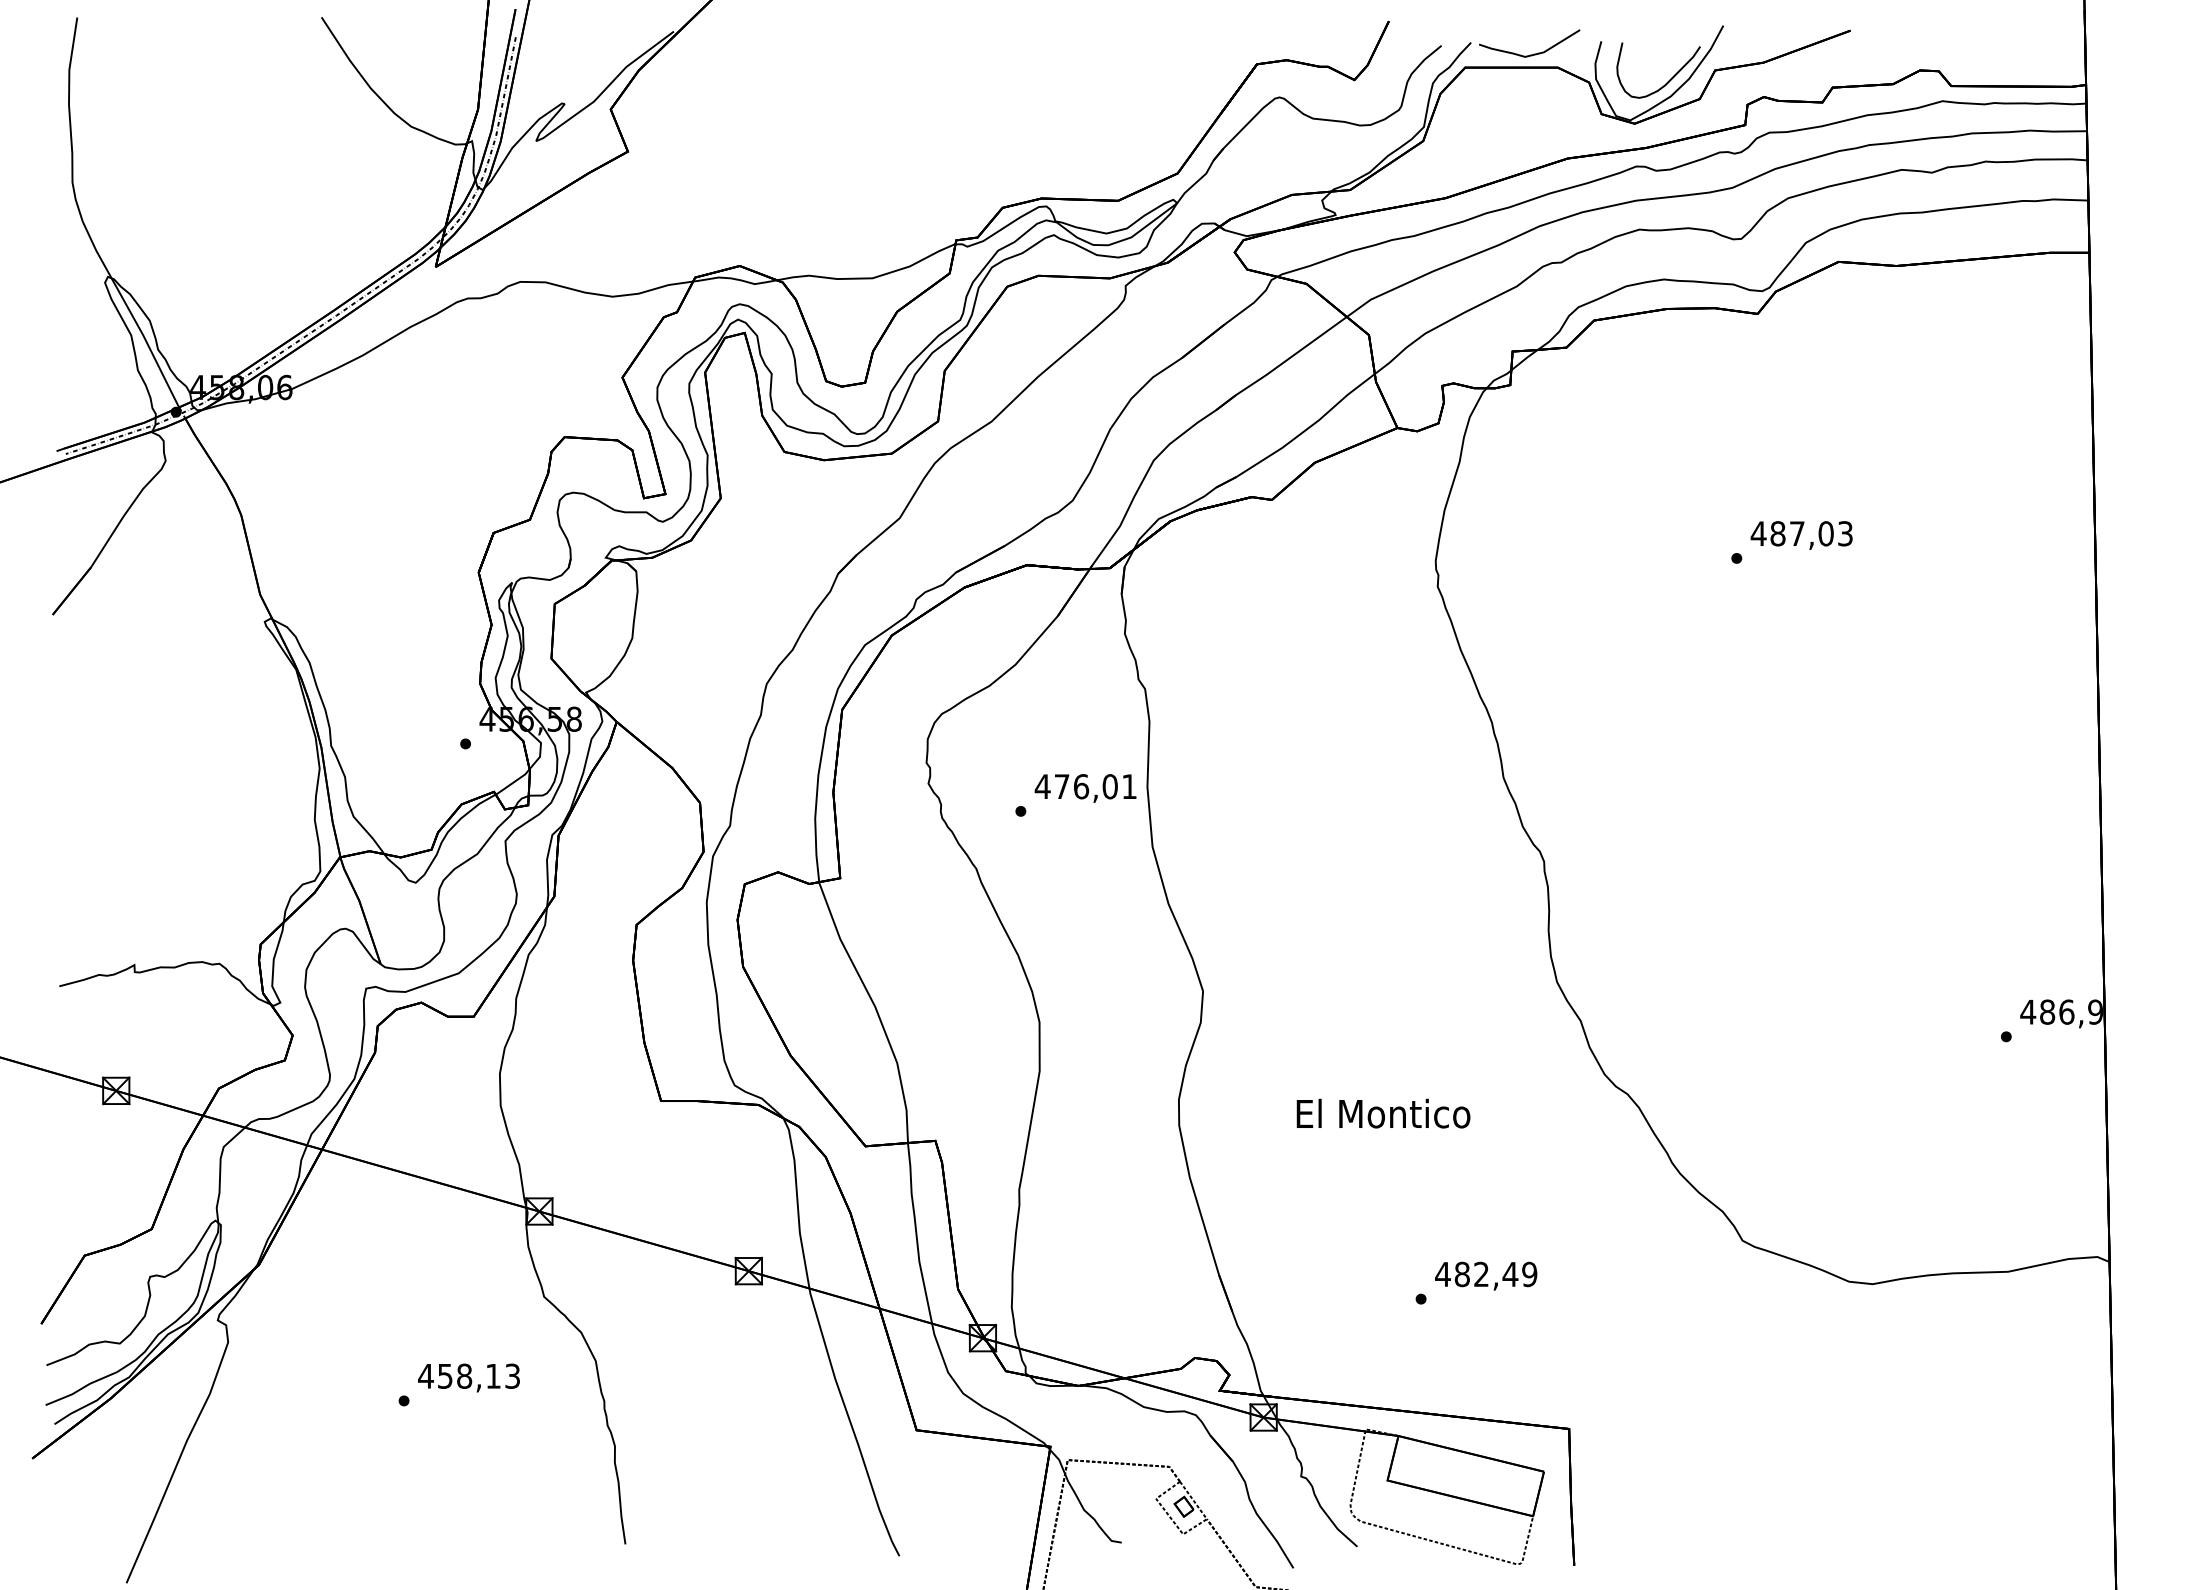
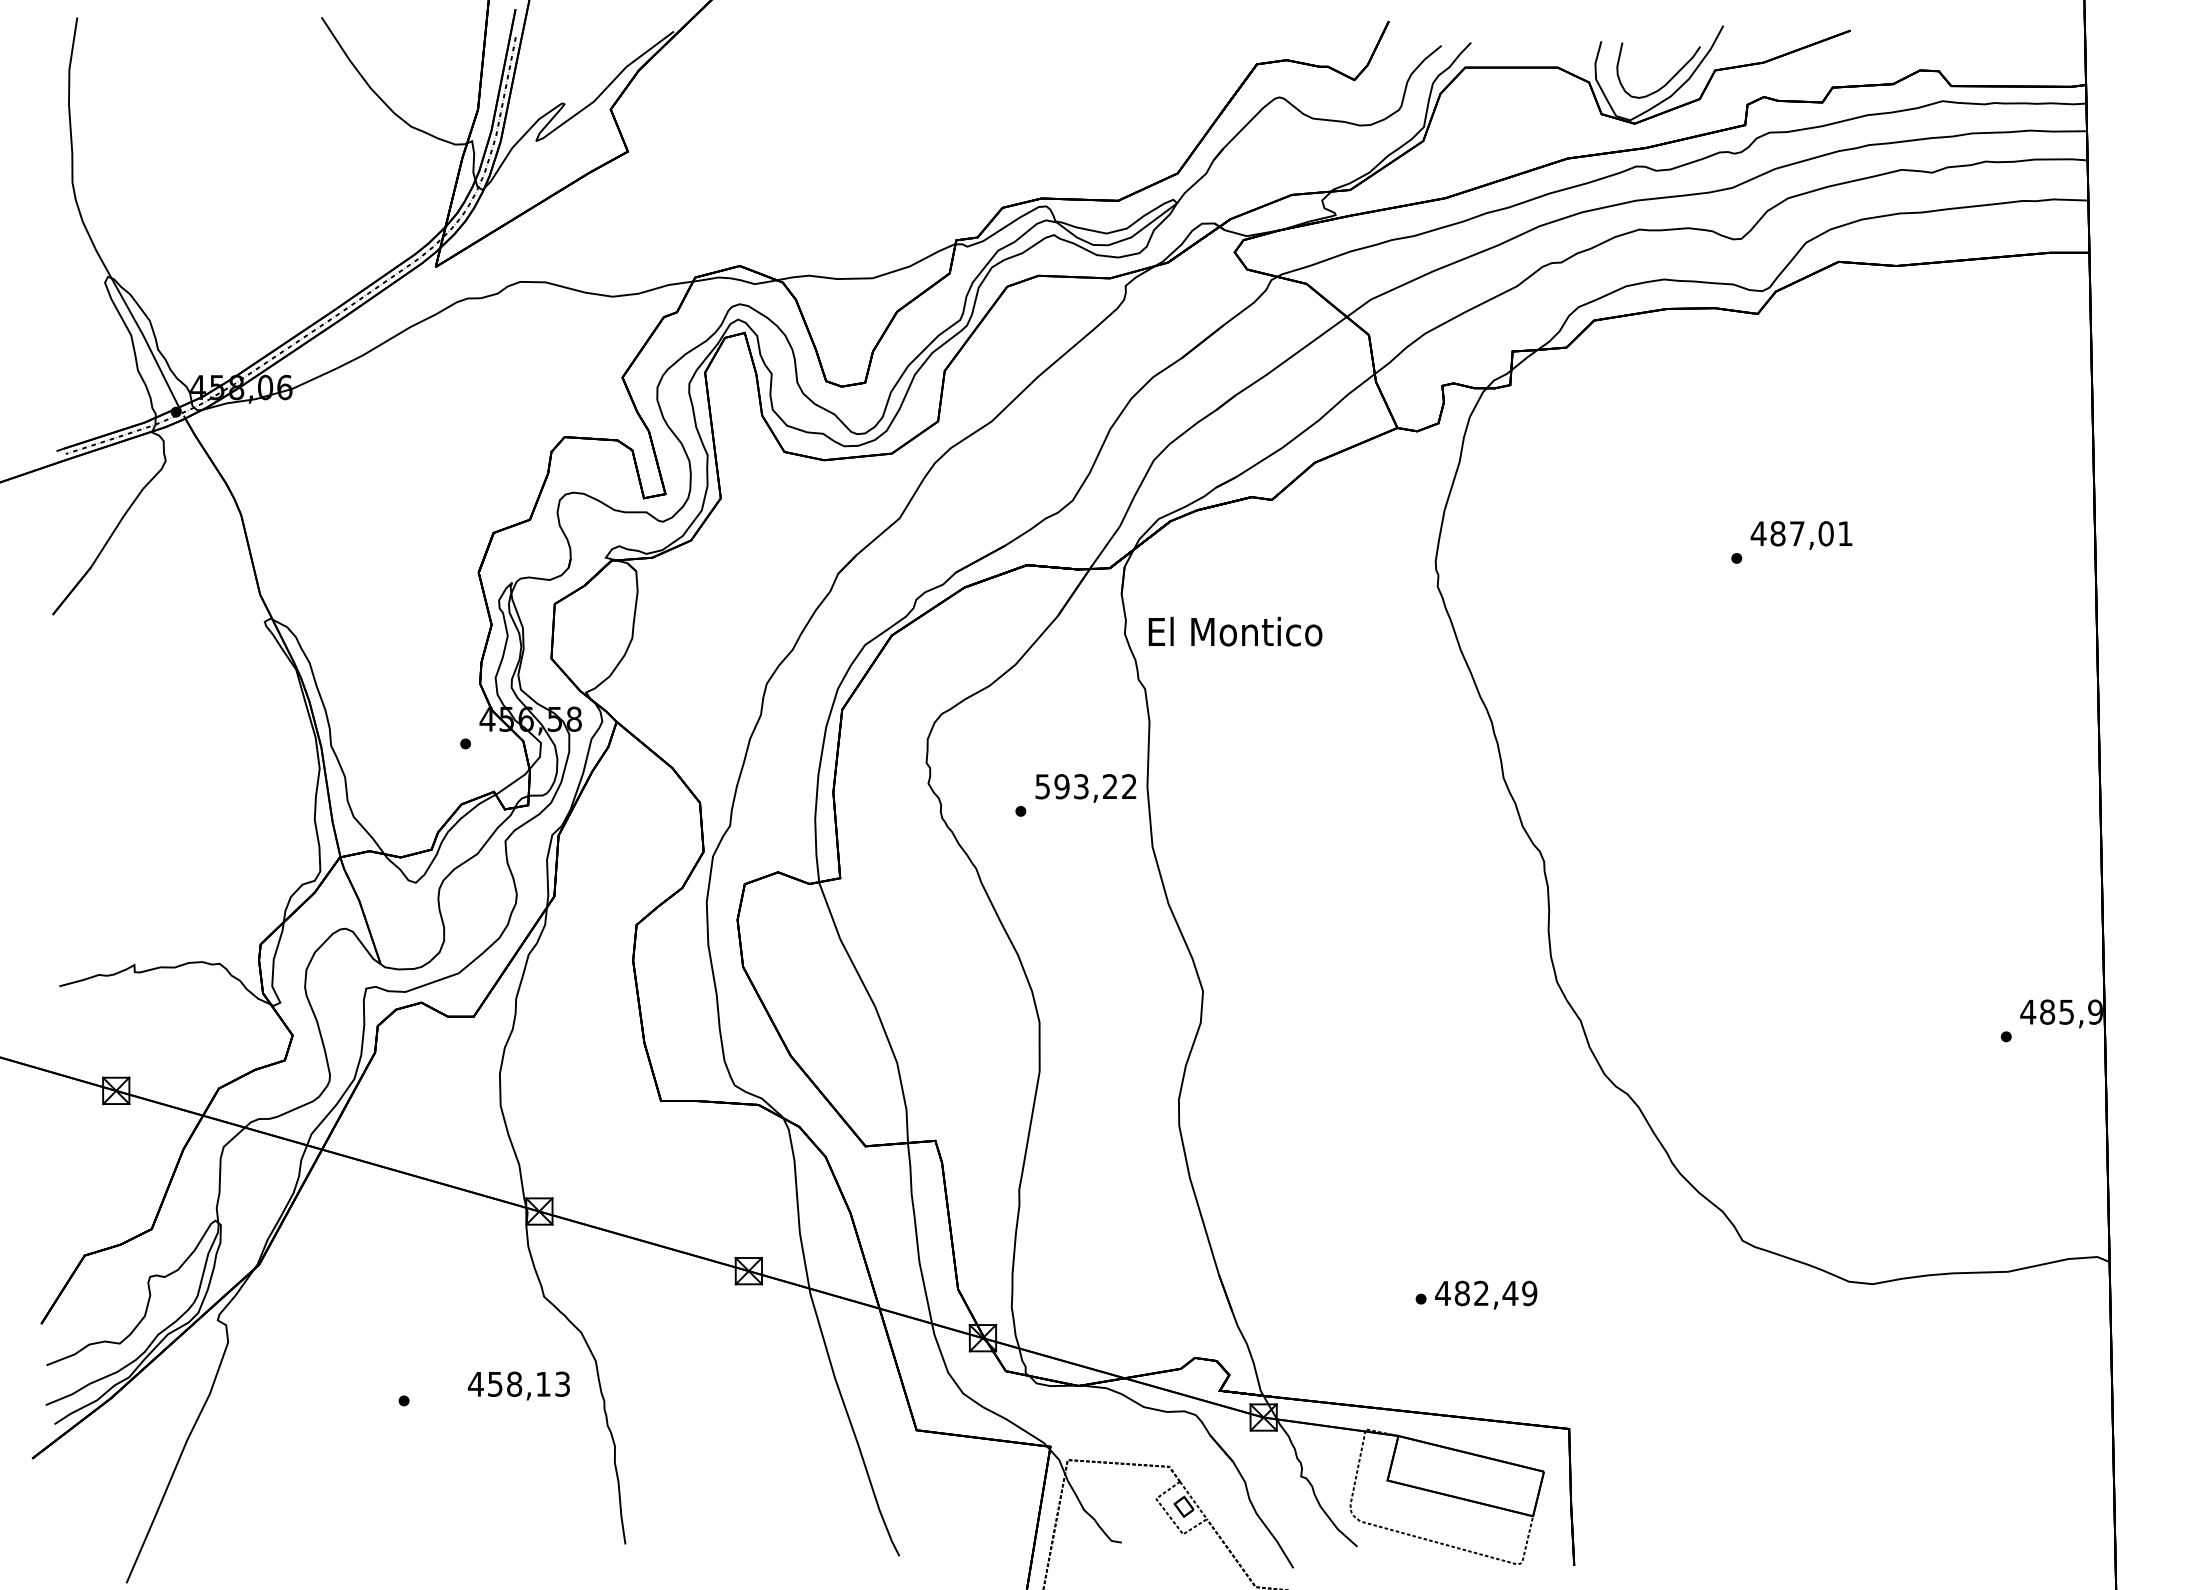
curve: present -> none (1530, 54)
text: 487,03 -> 487,01 (1845, 533)
text: 476,01 -> 593,22 (1085, 786)
text: 486,9 -> 485,9 (2066, 1011)
text position: (1383, 1113) -> (1235, 631) (1235, 631)
text position: (1486, 1275) -> (1486, 1294) (1486, 1294)
text position: (468, 1377) -> (518, 1385) (518, 1385)
